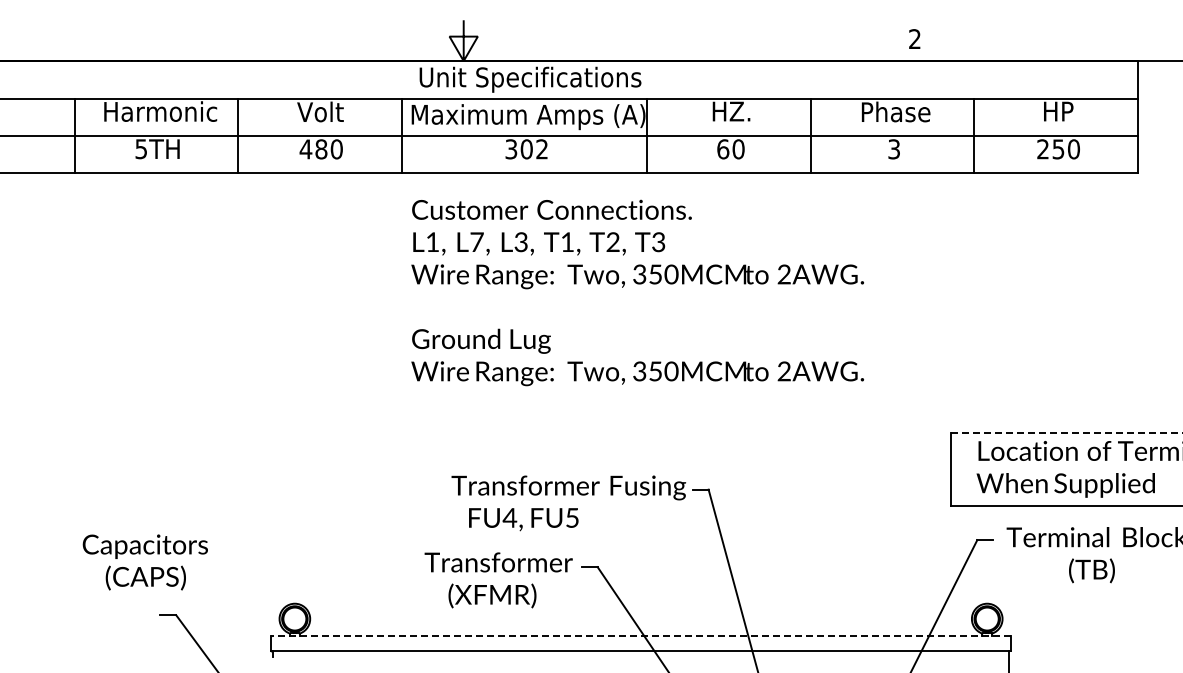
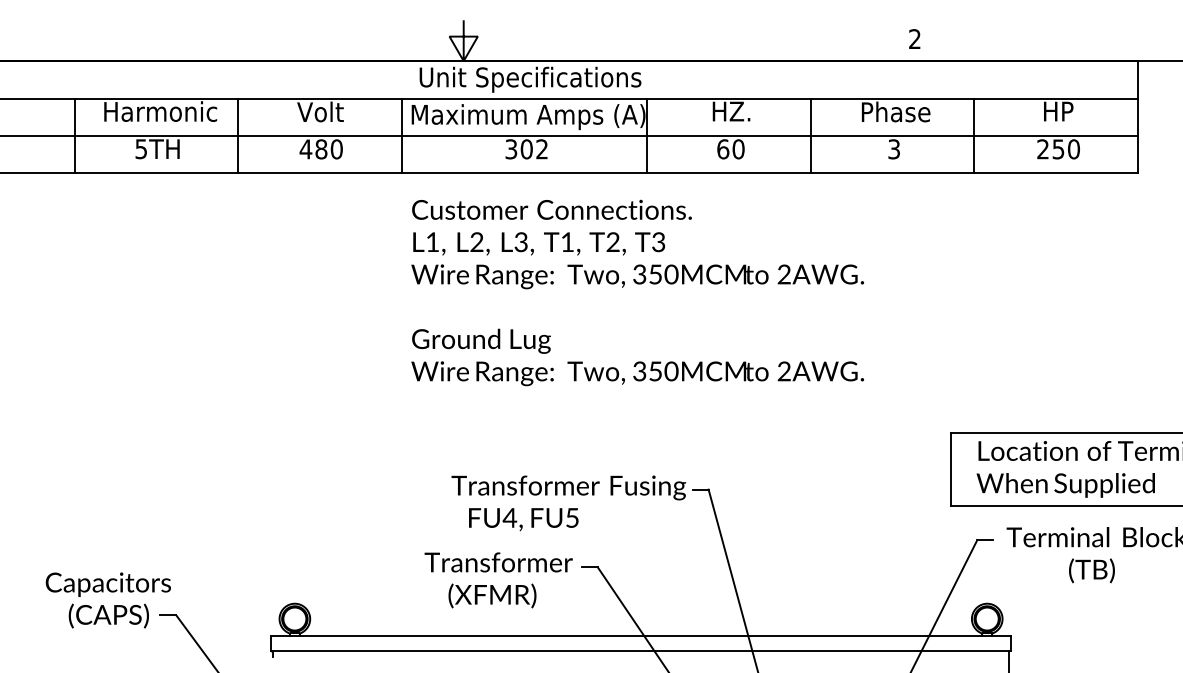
text: L7, -> L2, (476, 241)
line: dashed -> solid (1067, 432)
text position: (144, 562) -> (107, 600) (107, 600)
line: dashed -> solid (641, 635)
